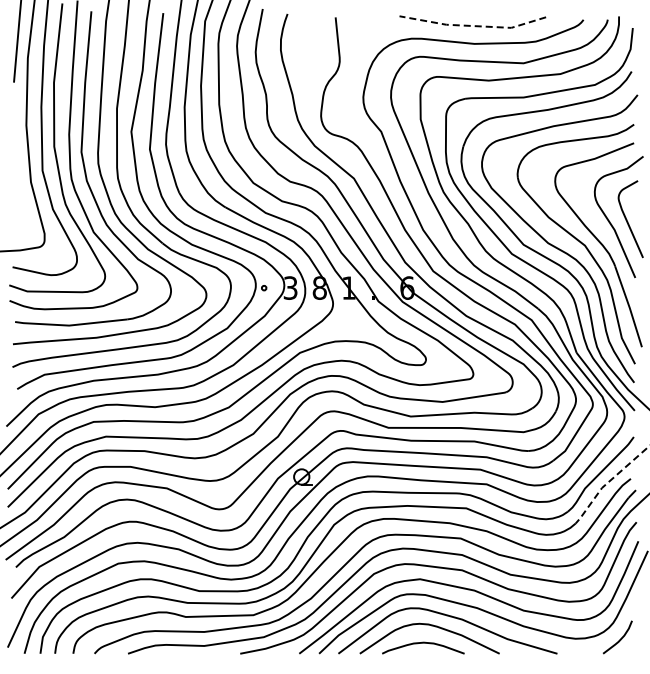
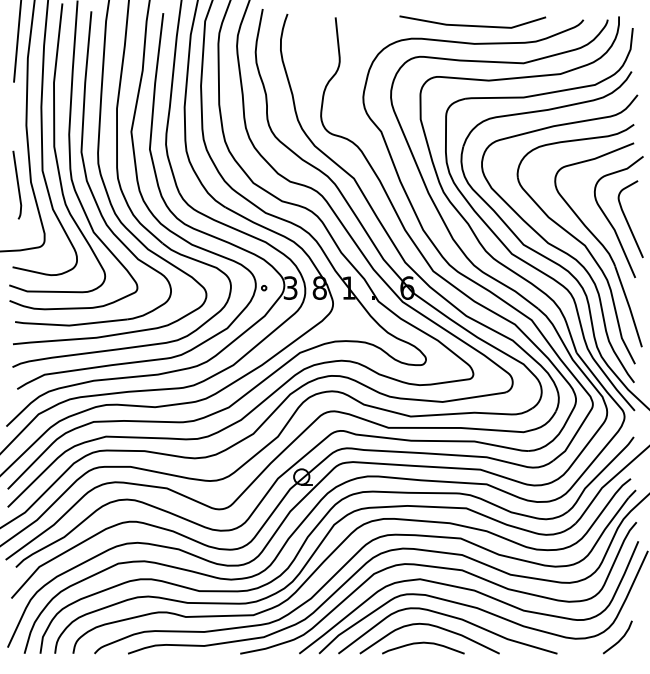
line: dashed -> solid (473, 26)
curve: none -> present (17, 184)
line: dashed -> solid (608, 482)
